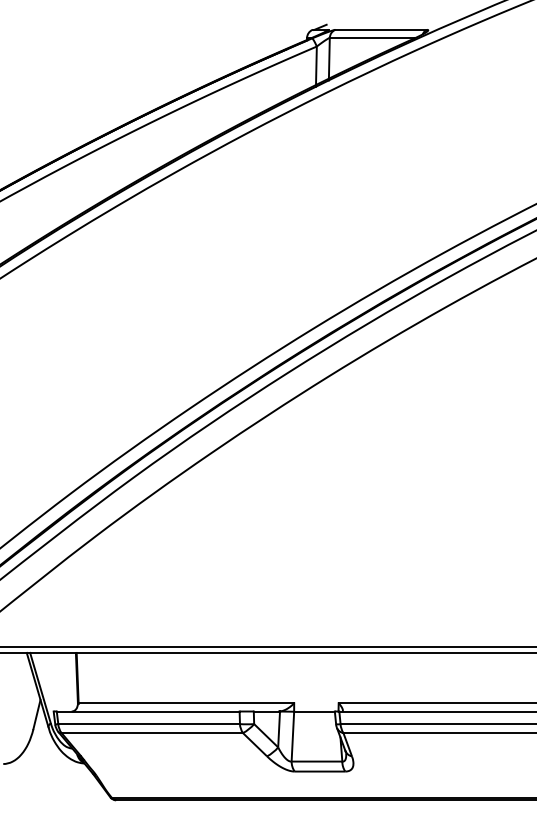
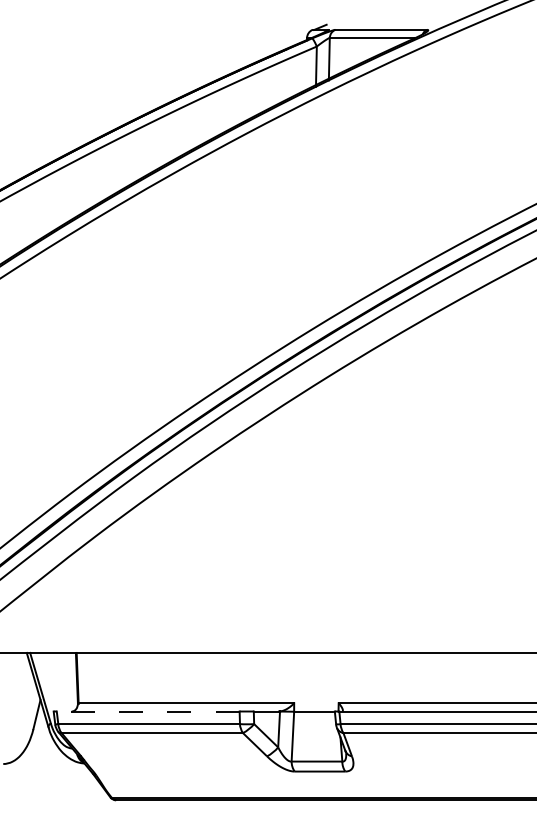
line: present -> none (267, 647)
line: solid -> dashed (147, 711)
